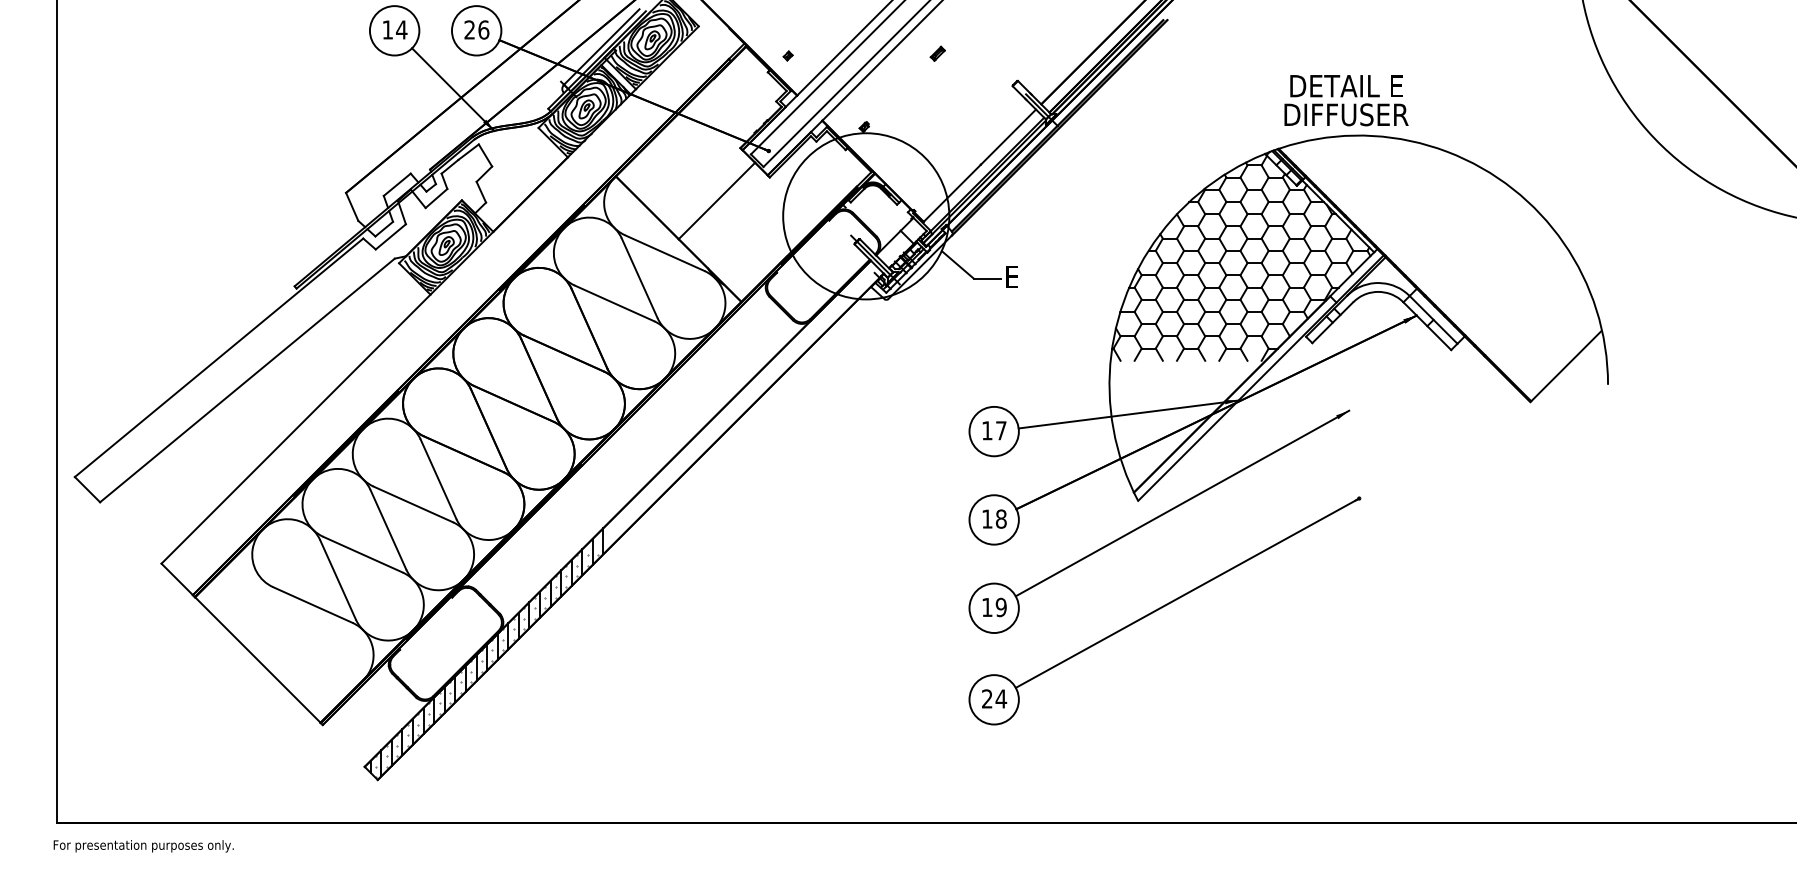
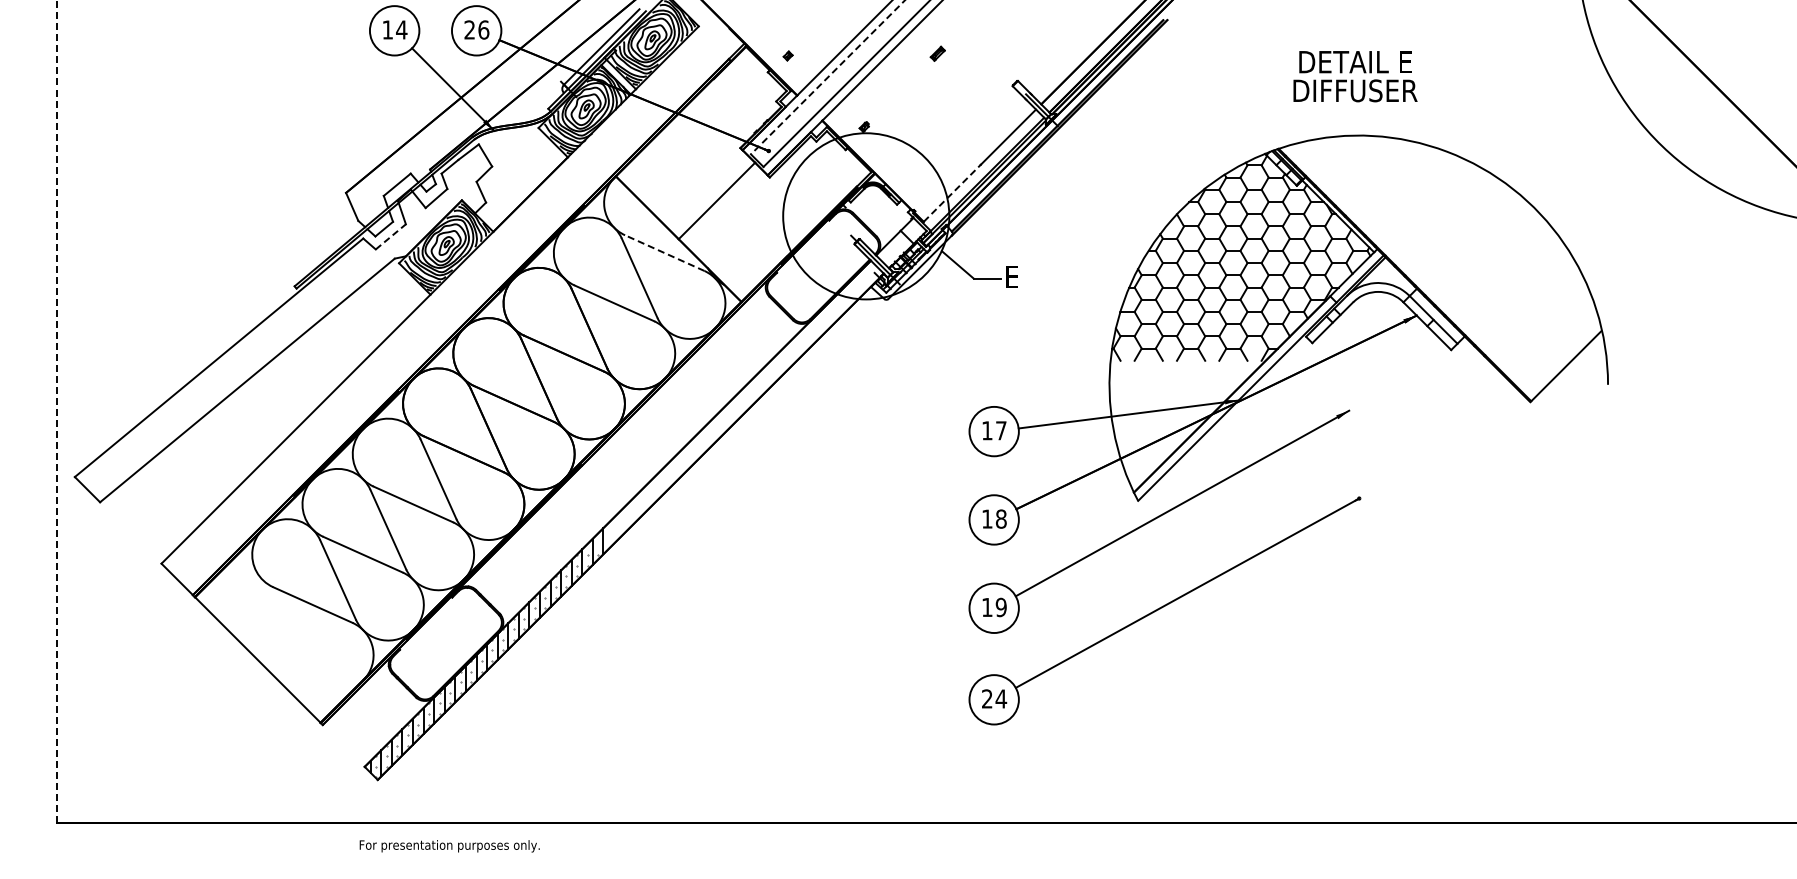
line: solid -> dashed (828, 77)
text position: (1346, 100) -> (1355, 76) (1355, 76)
line: solid -> dashed (952, 192)
line: solid -> dashed (390, 236)
line: solid -> dashed (664, 253)
line: solid -> dashed (56, 411)
text position: (143, 846) -> (449, 846) (449, 846)
